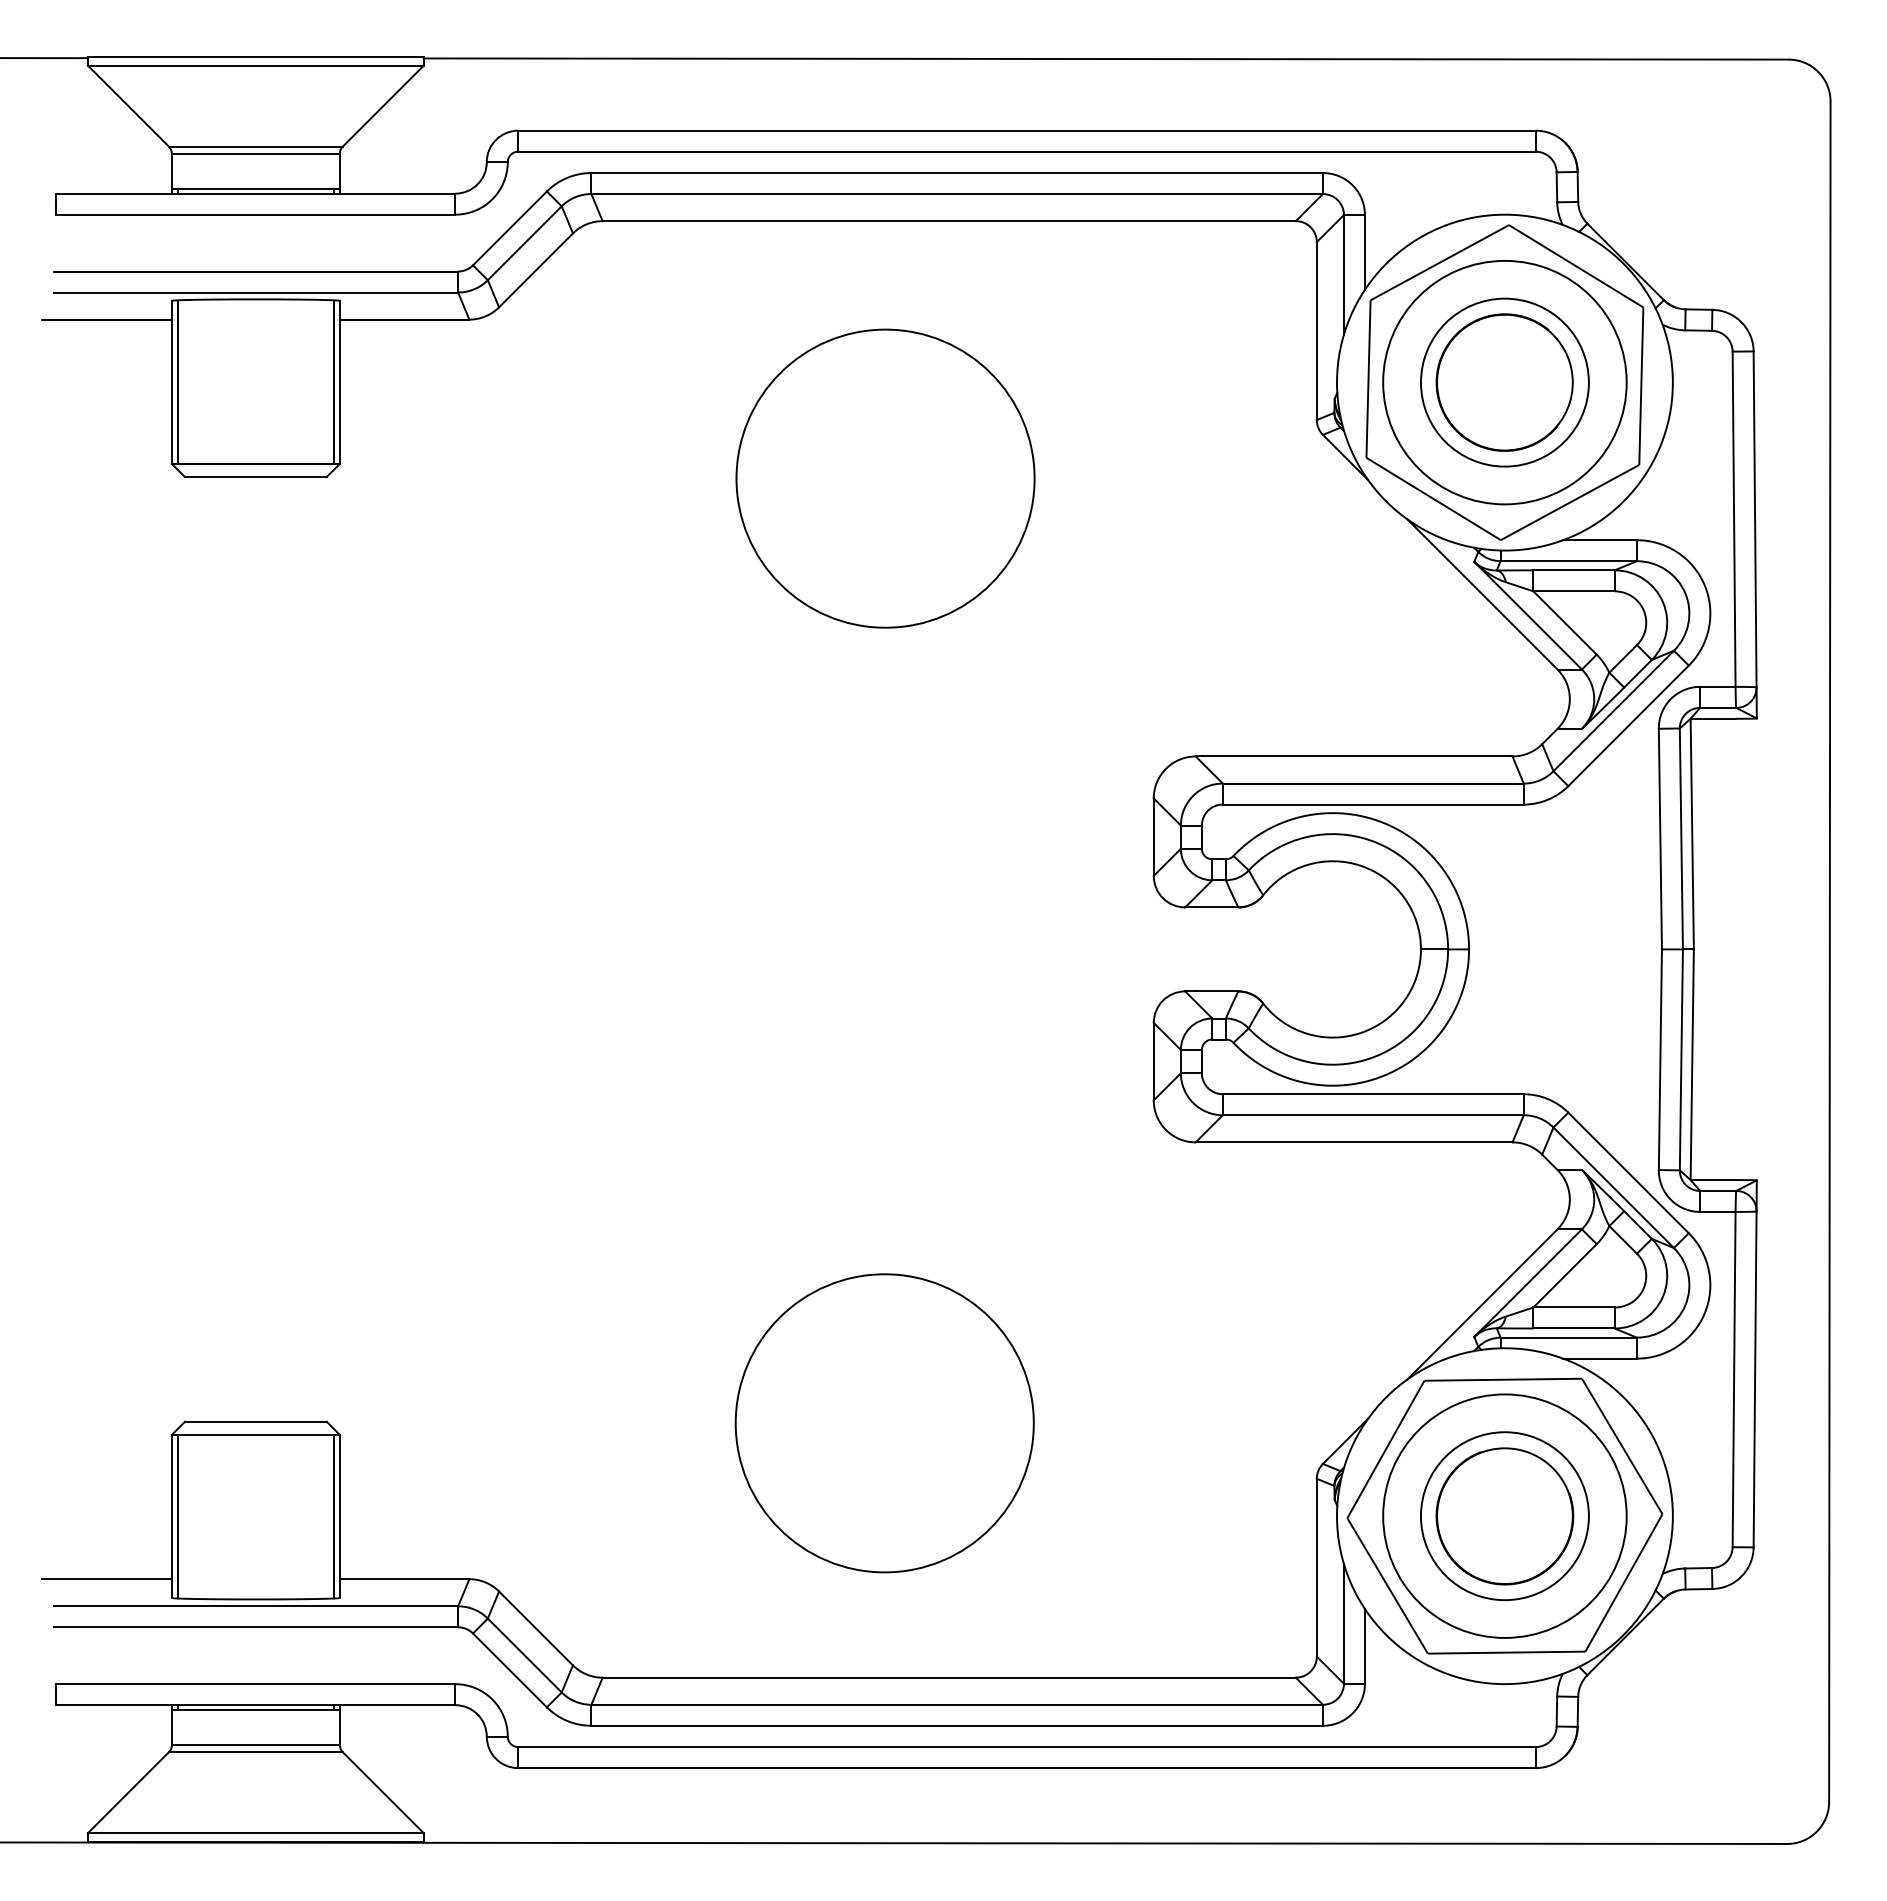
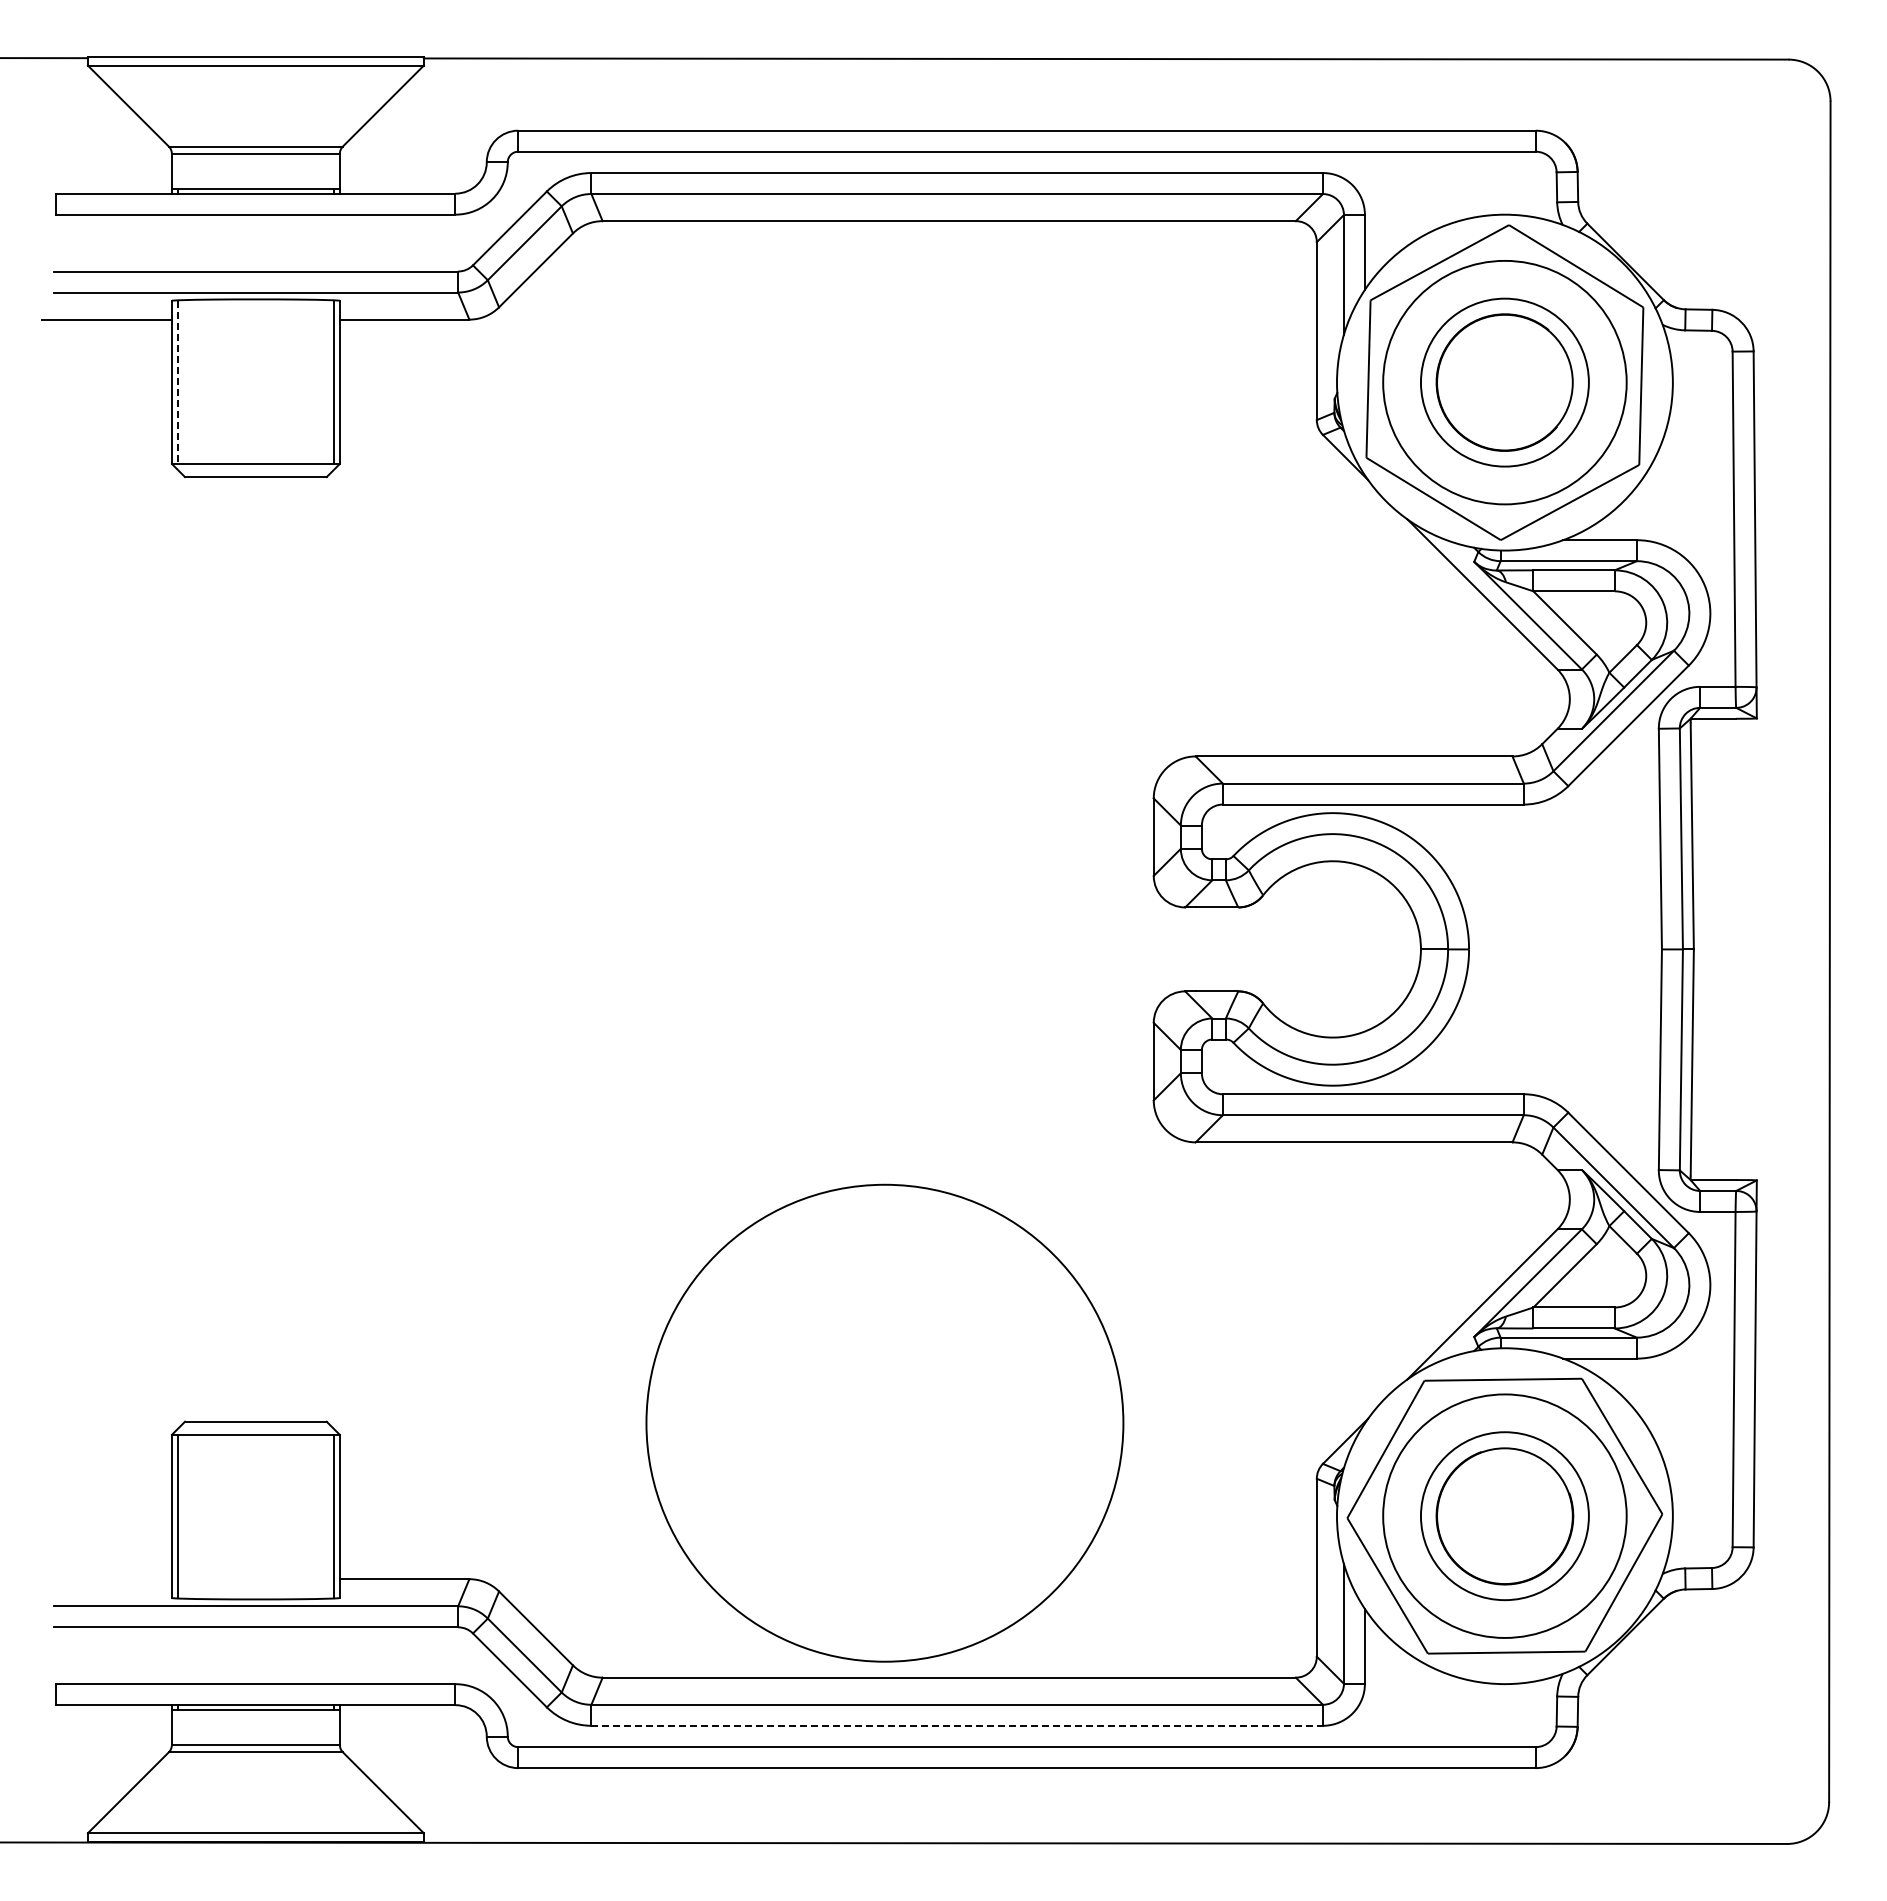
line: solid -> dashed (178, 382)
circle: present -> none (885, 478)
circle size: 301x301 px -> 480x480 px (884, 1422)
line: present -> none (106, 1579)
line: solid -> dashed (957, 1725)
